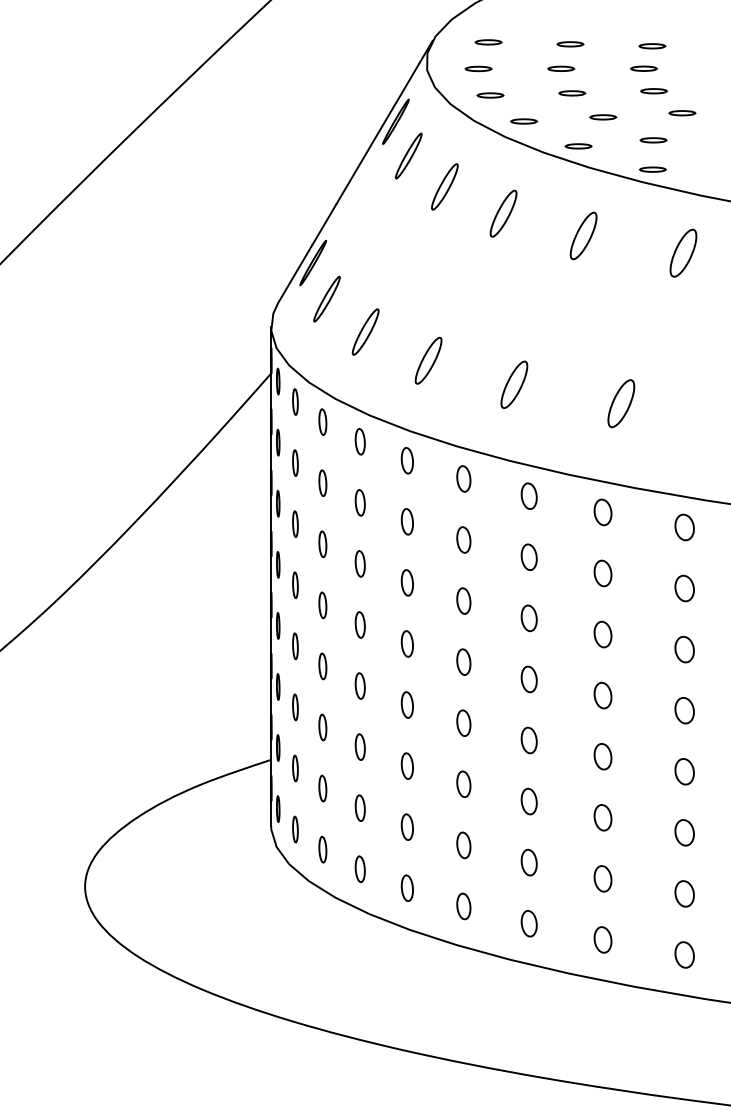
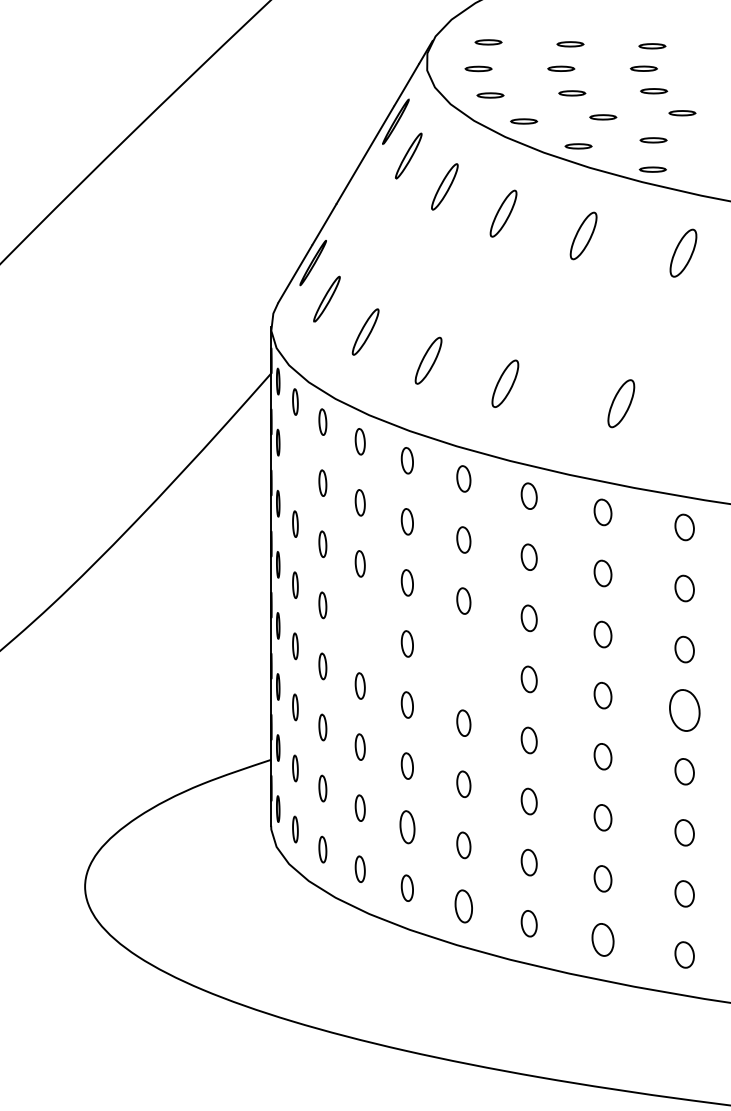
part position: (514, 384) -> (505, 383) (505, 383)
part: present -> none (295, 462)
part: present -> none (359, 624)
part: present -> none (463, 661)
part size: 21x28 px -> 32x43 px (684, 710)
part size: 14x28 px -> 17x35 px (407, 827)
part size: 16x29 px -> 19x35 px (463, 906)
part size: 20x28 px -> 24x34 px (602, 939)
